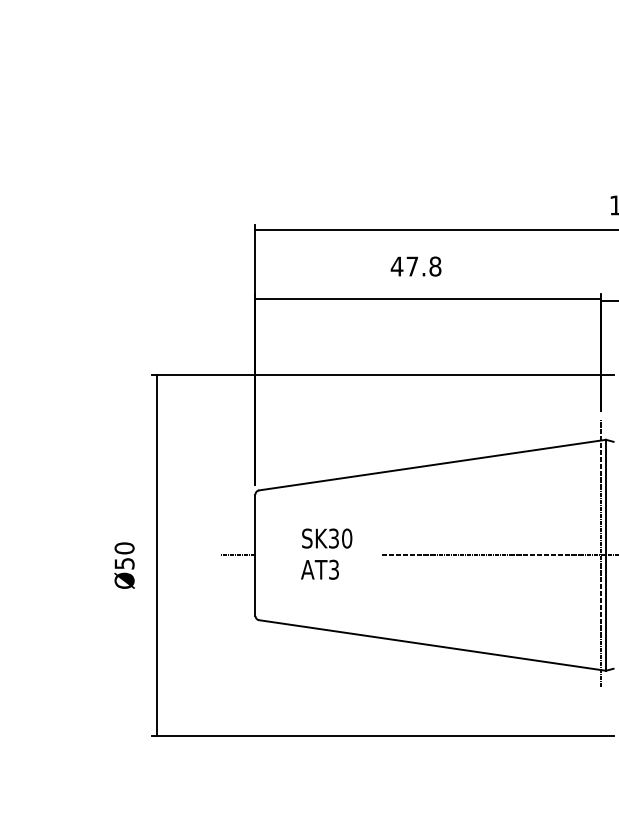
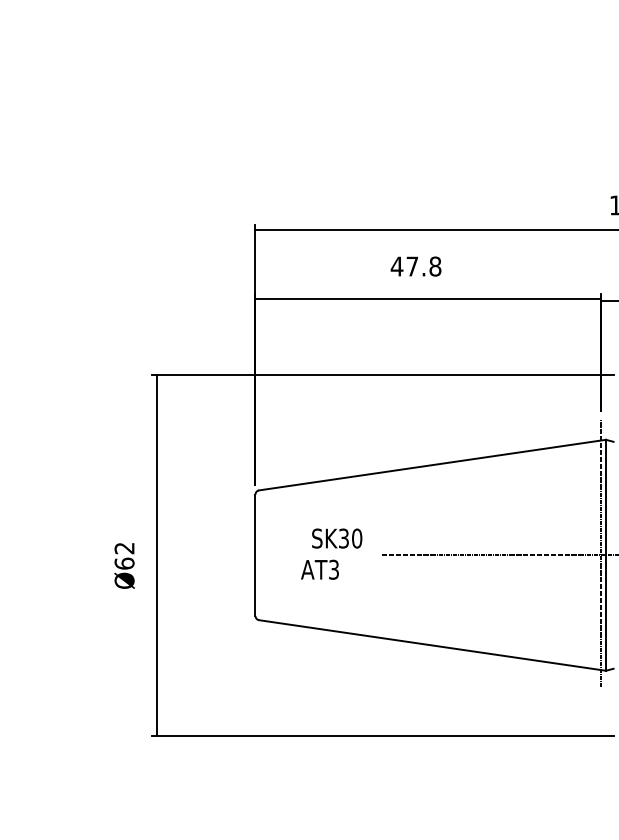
text position: (327, 538) -> (337, 538) (337, 538)
text: Ø50 -> Ø62 (124, 555)
line: present -> none (238, 555)
